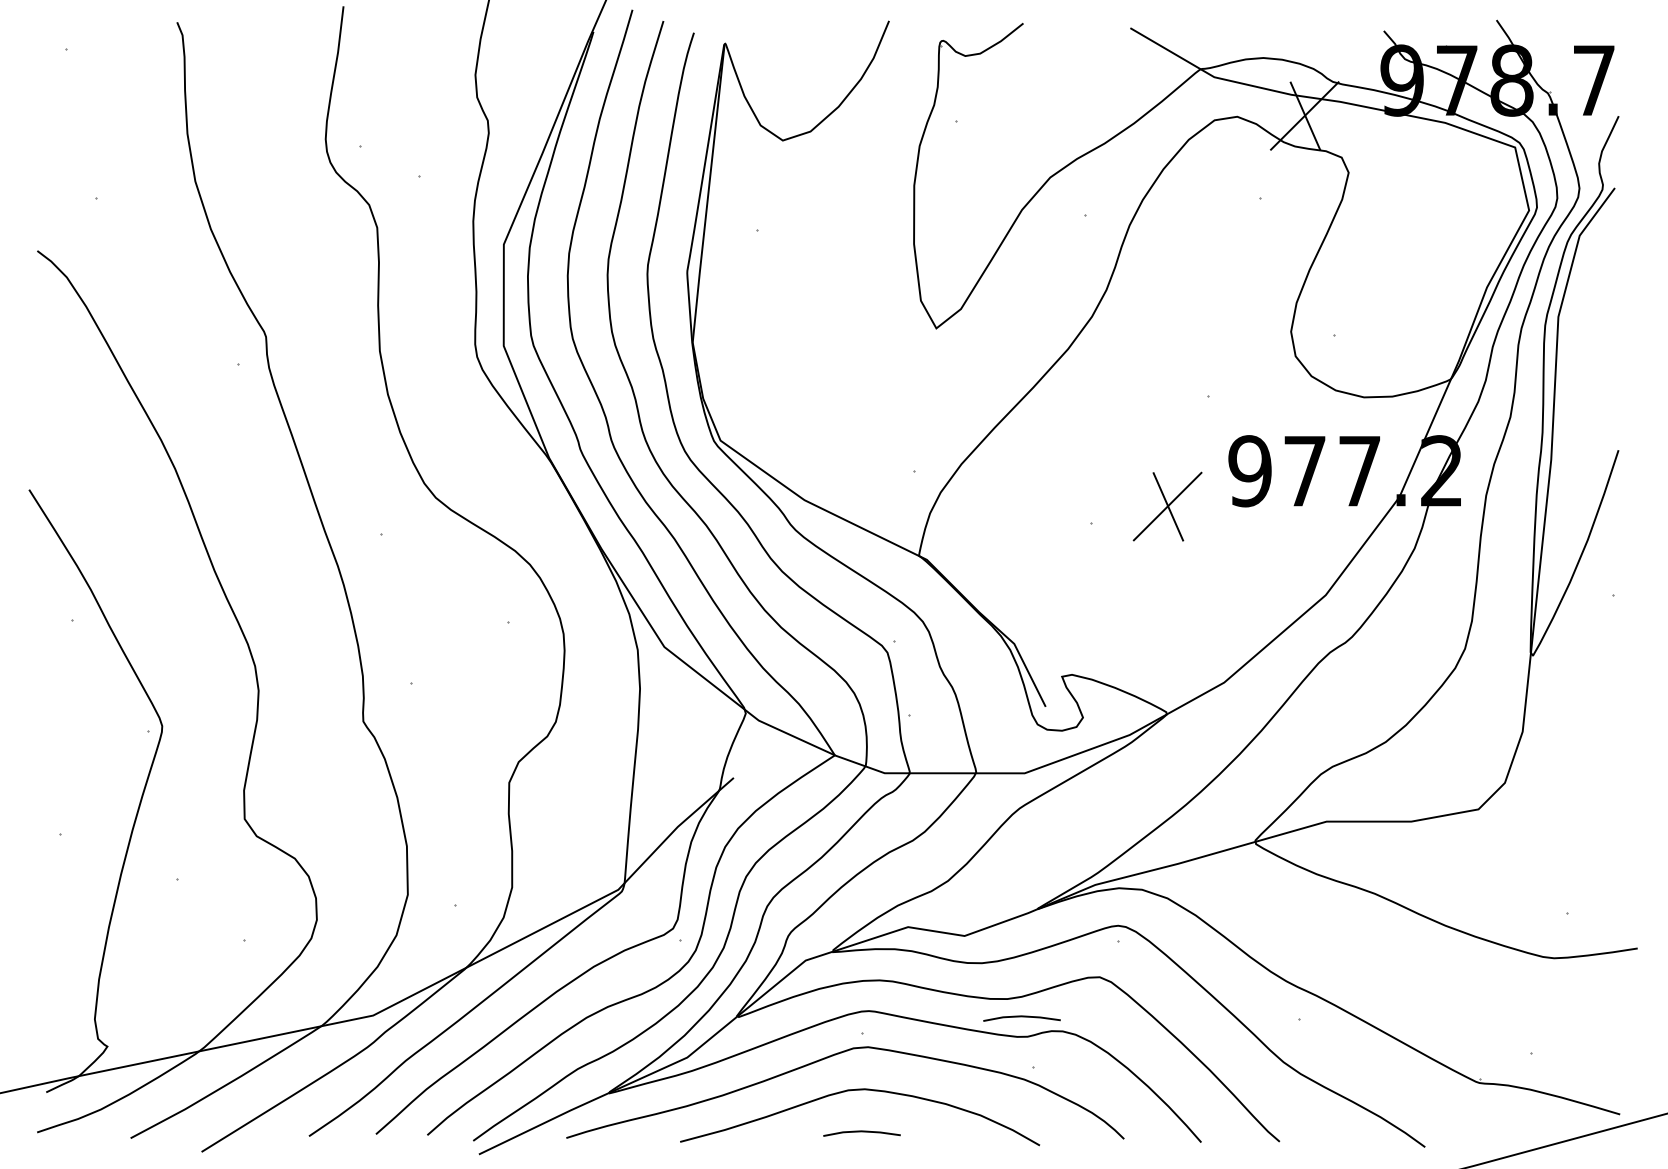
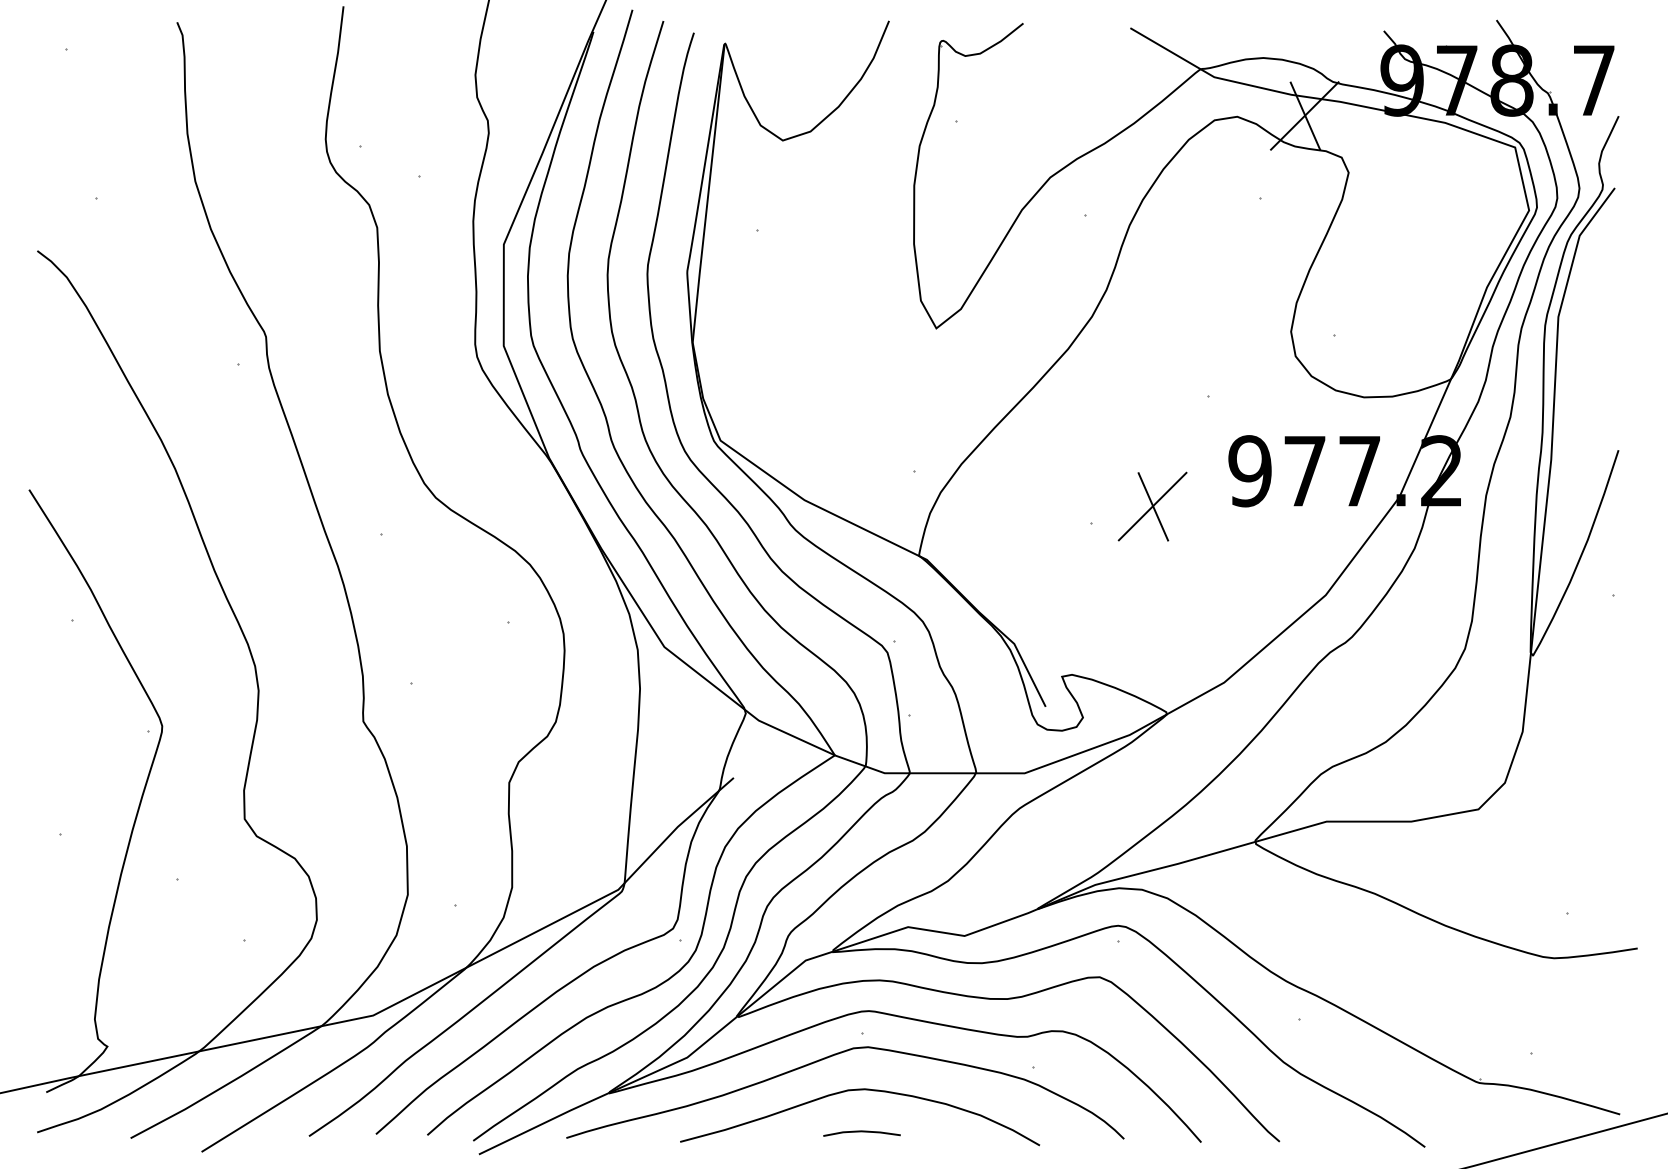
part position: (1167, 506) -> (1152, 506) (1152, 506)
line: present -> none (1021, 1017)
